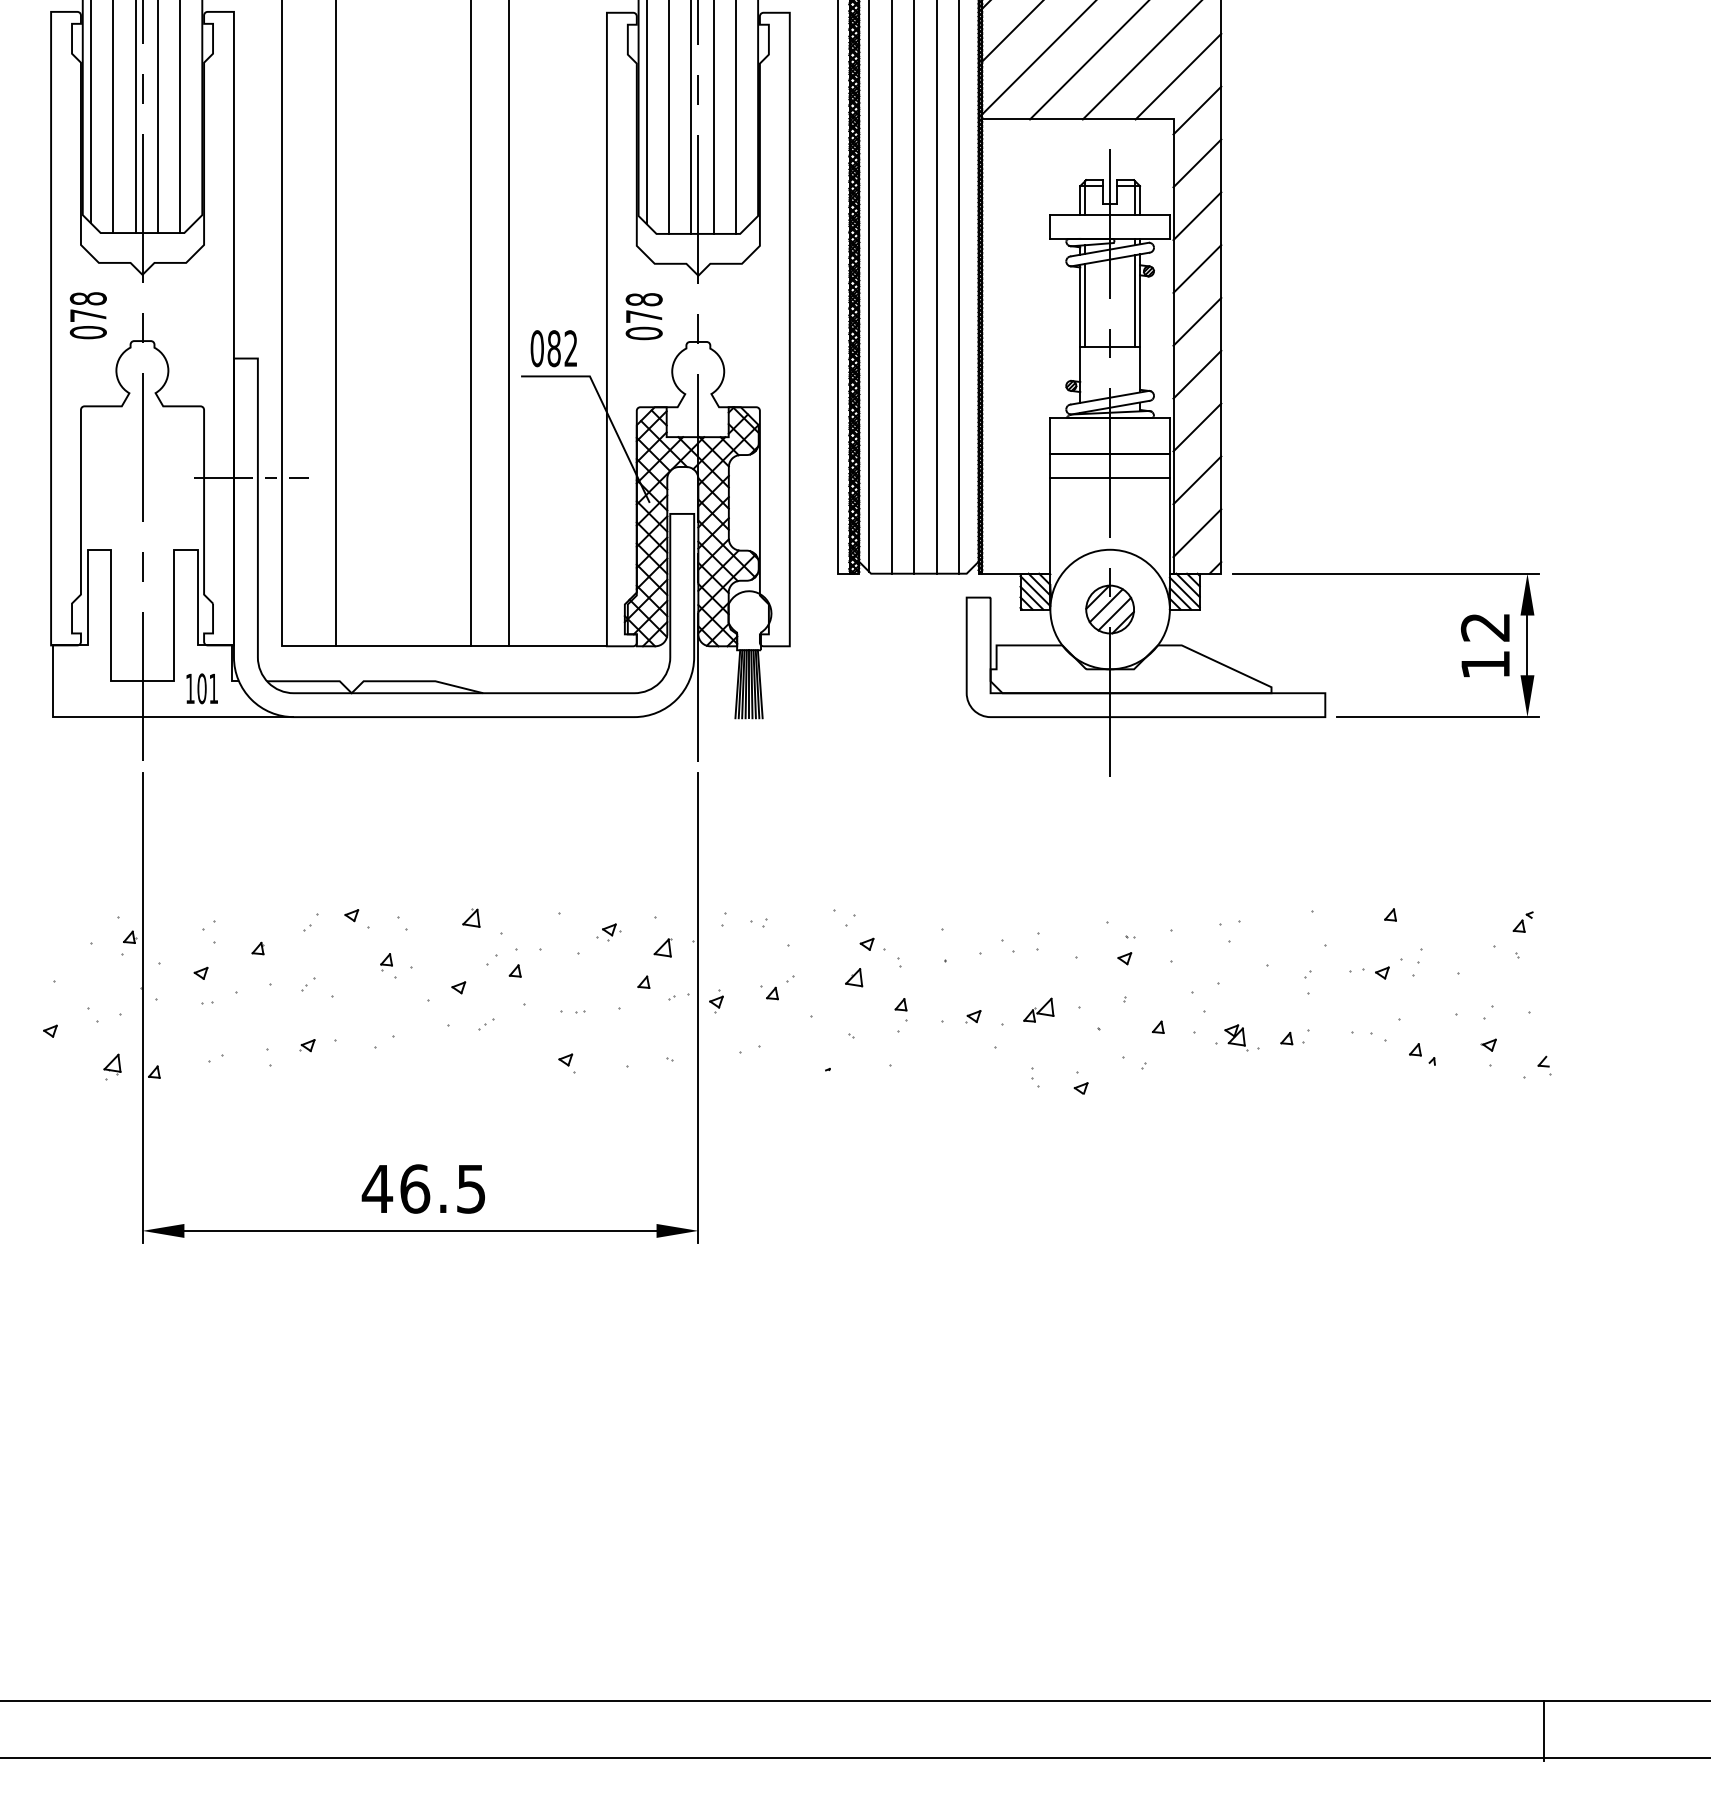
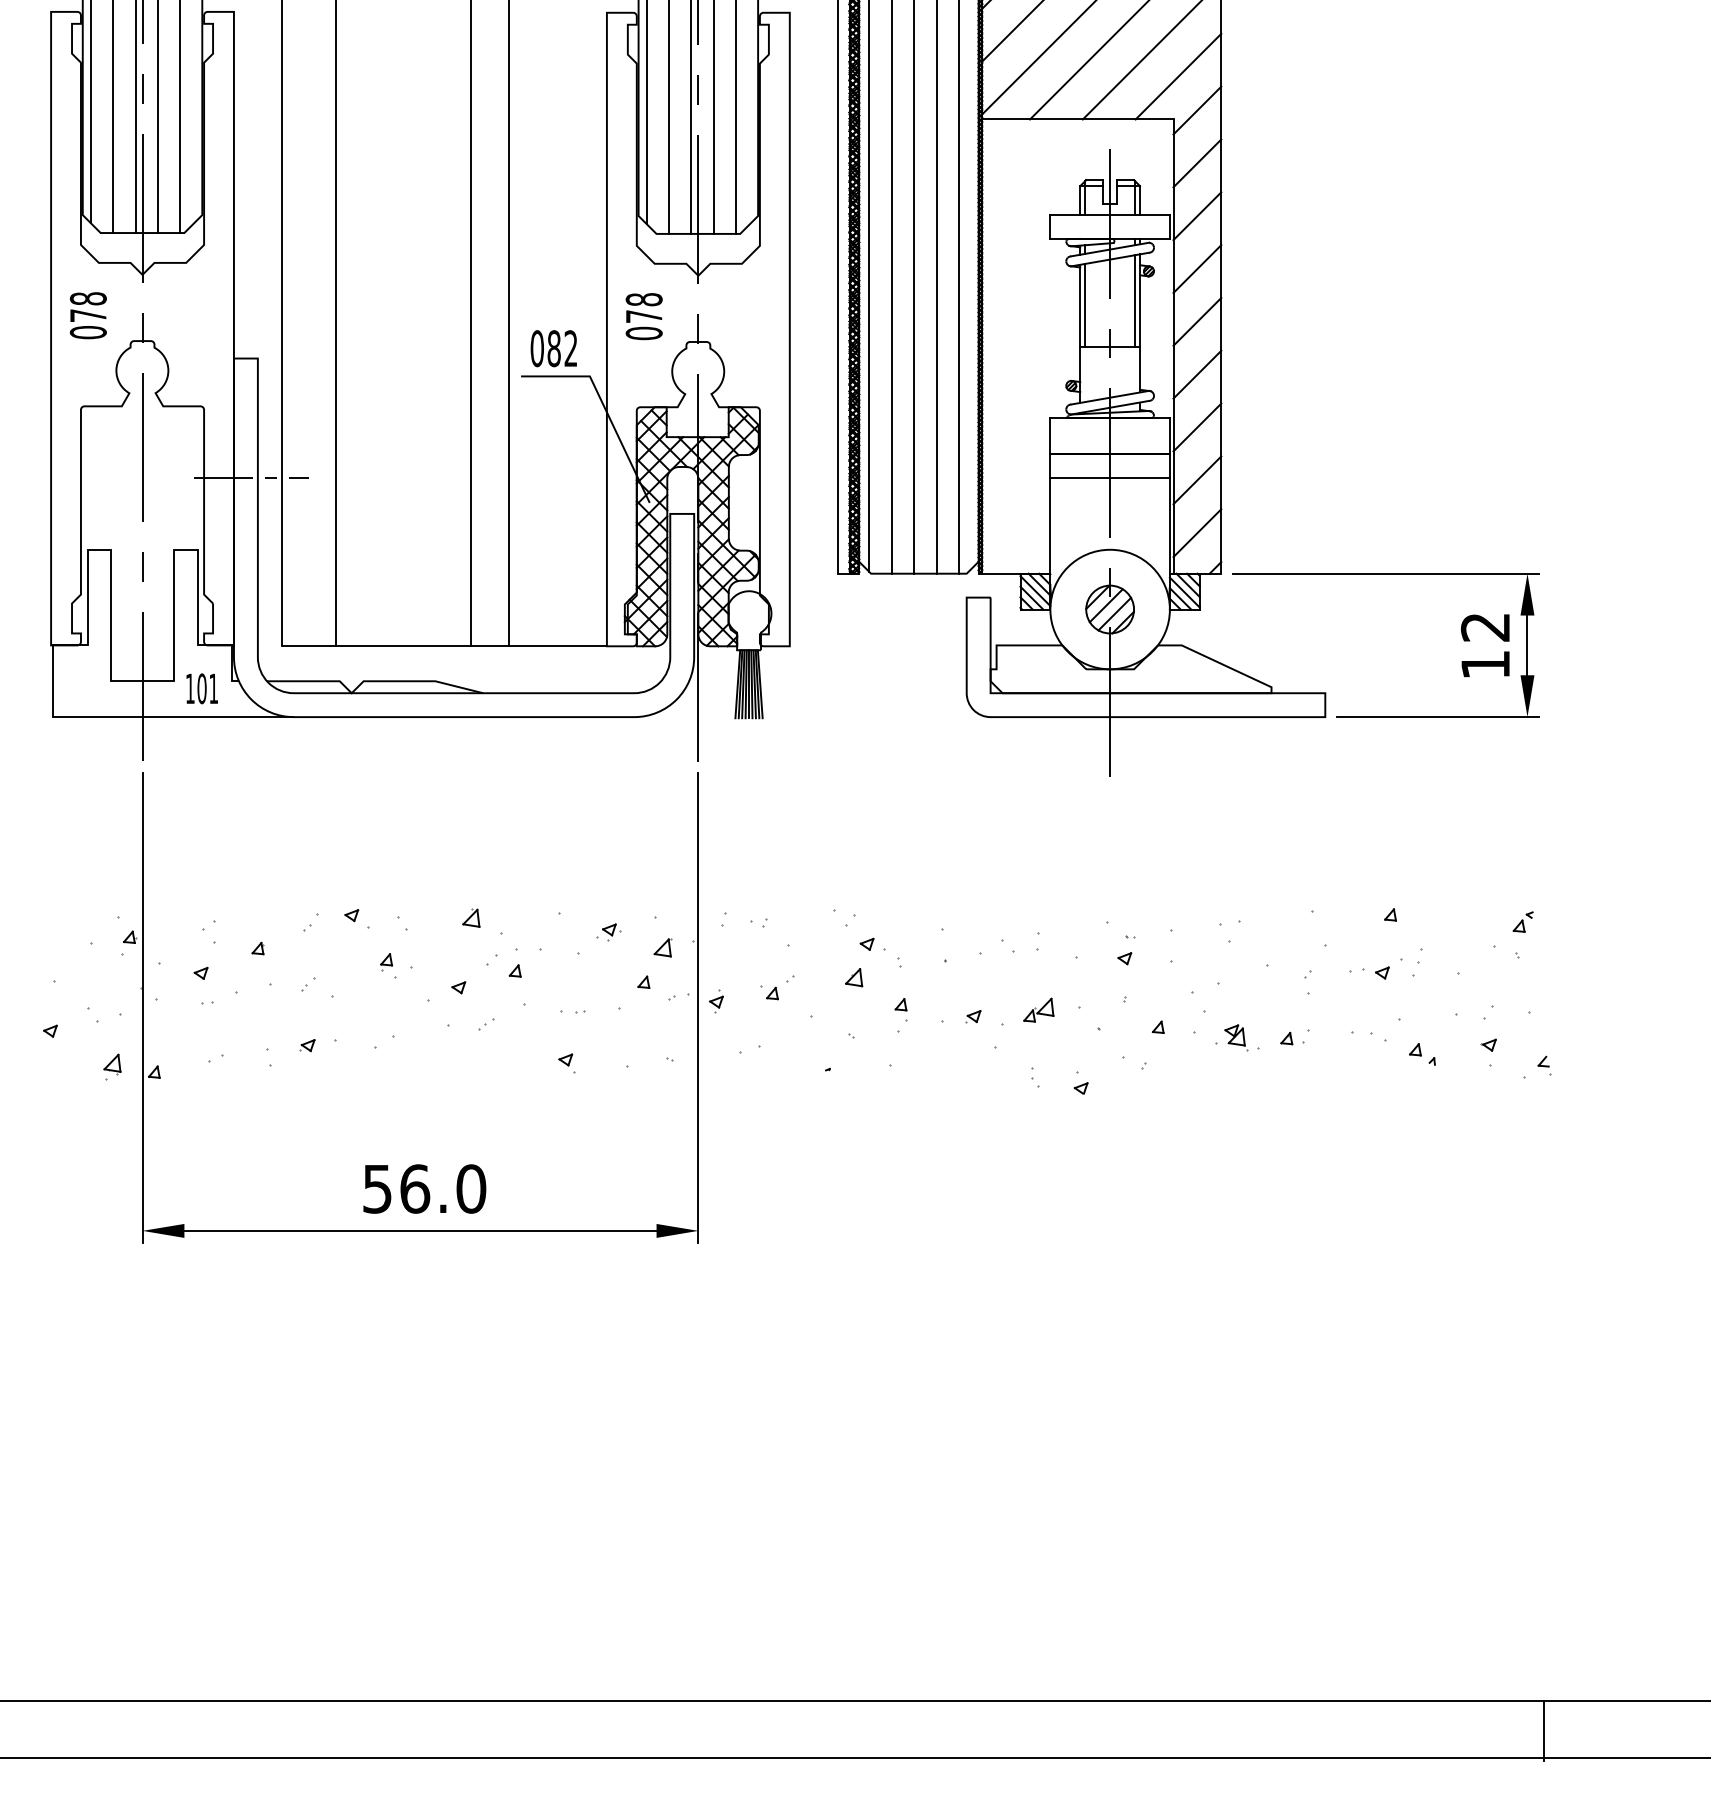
text: 46.5 -> 56.0 (423, 1188)
